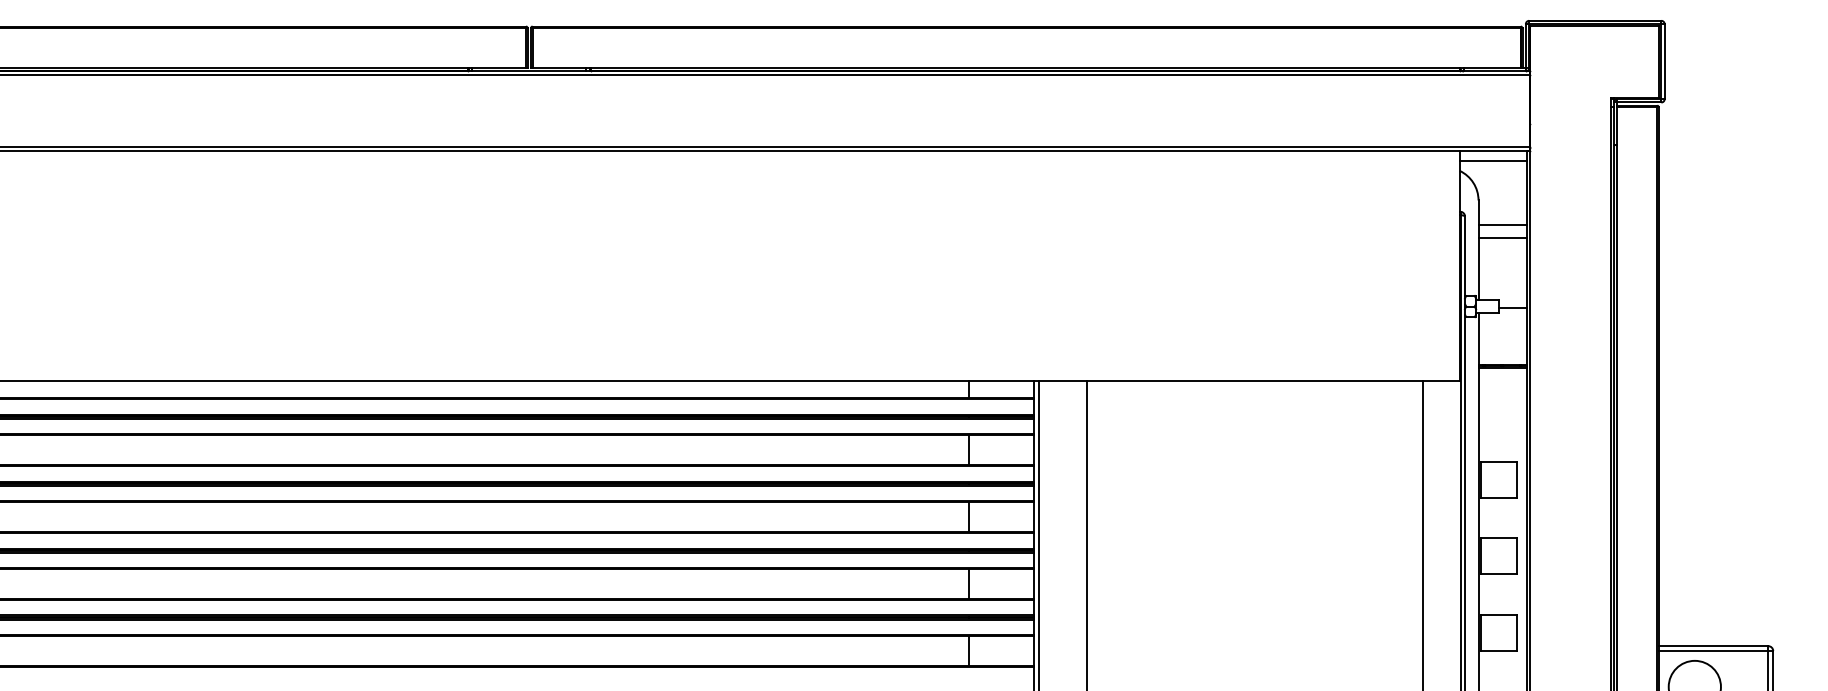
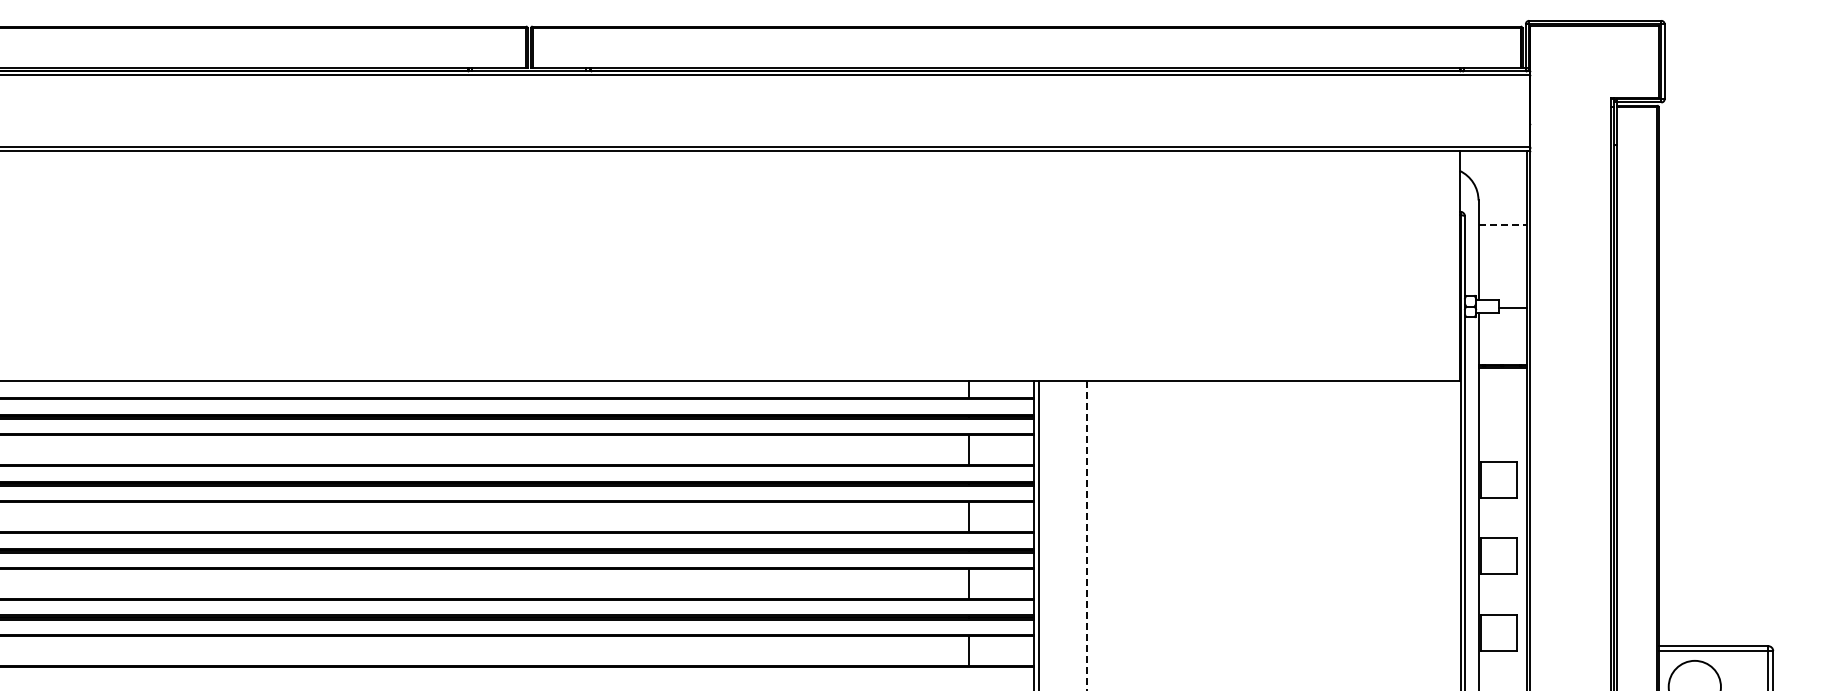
line: present -> none (1492, 161)
line: solid -> dashed (1503, 224)
line: present -> none (1502, 238)
line: present -> none (1422, 534)
line: solid -> dashed (1086, 536)
